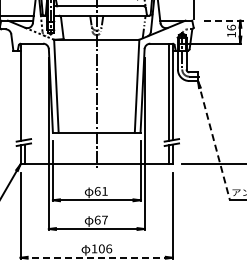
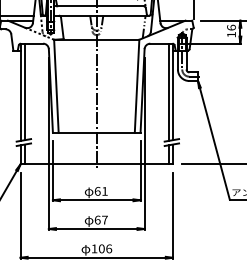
line: dashed -> solid (223, 20)
line: none -> present (24, 91)
line: dashed -> solid (213, 140)
line: dashed -> solid (97, 257)
